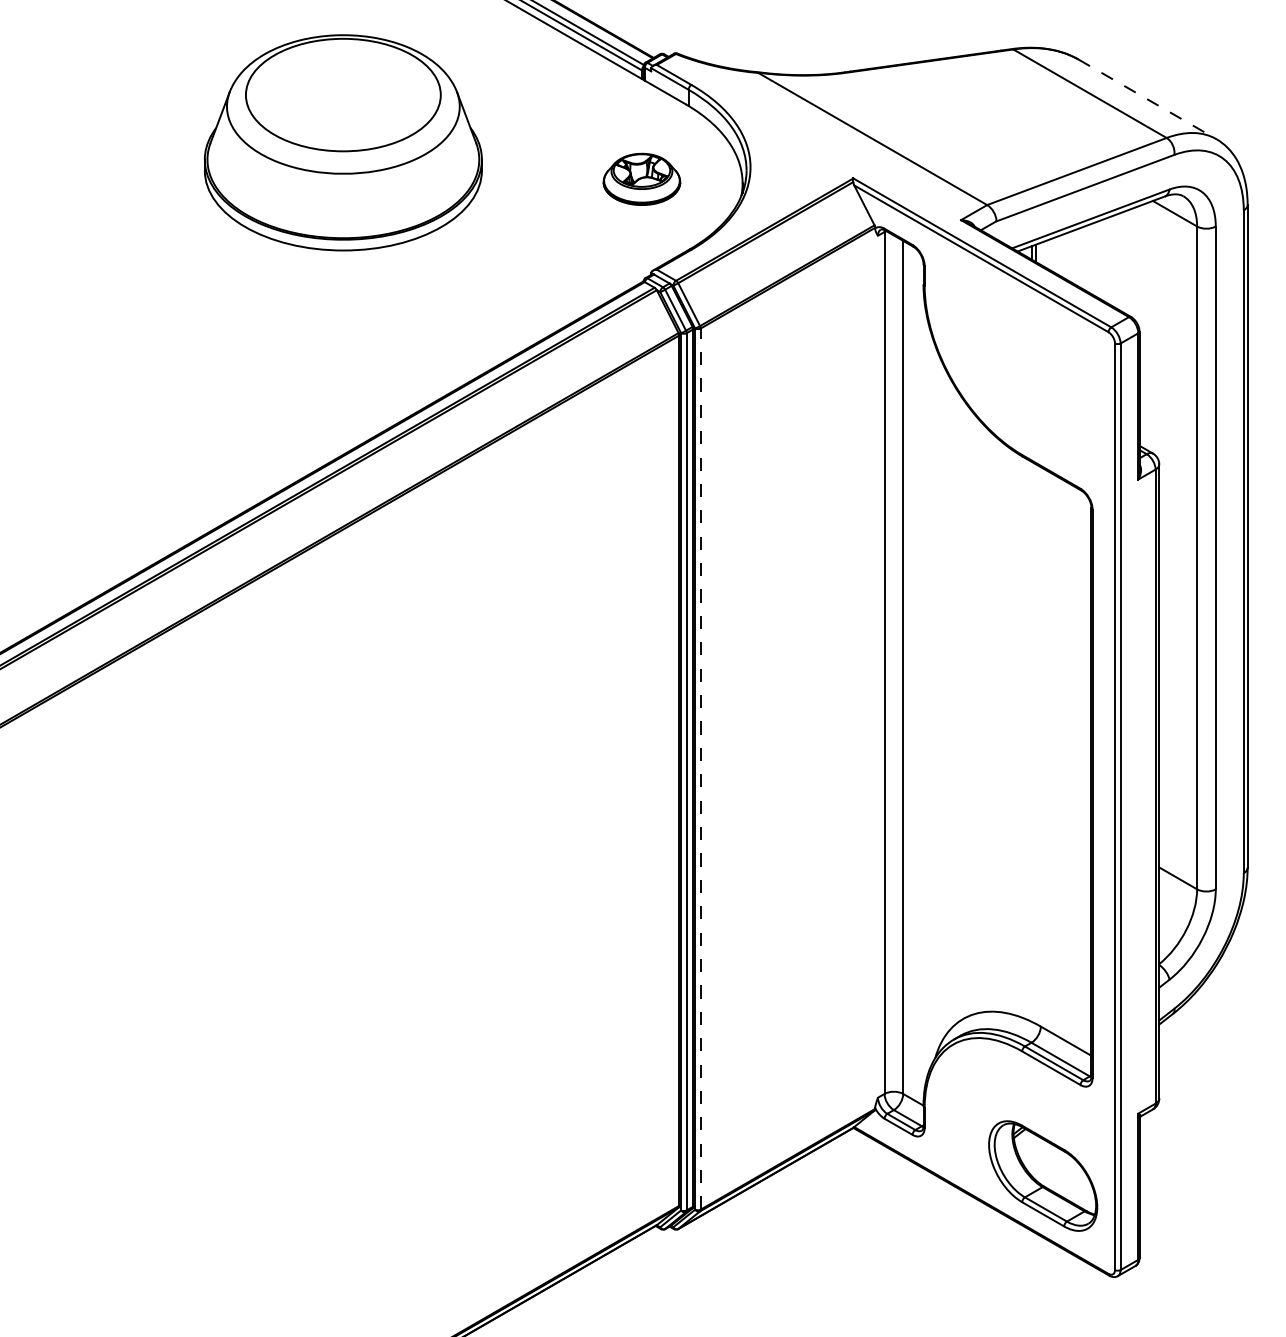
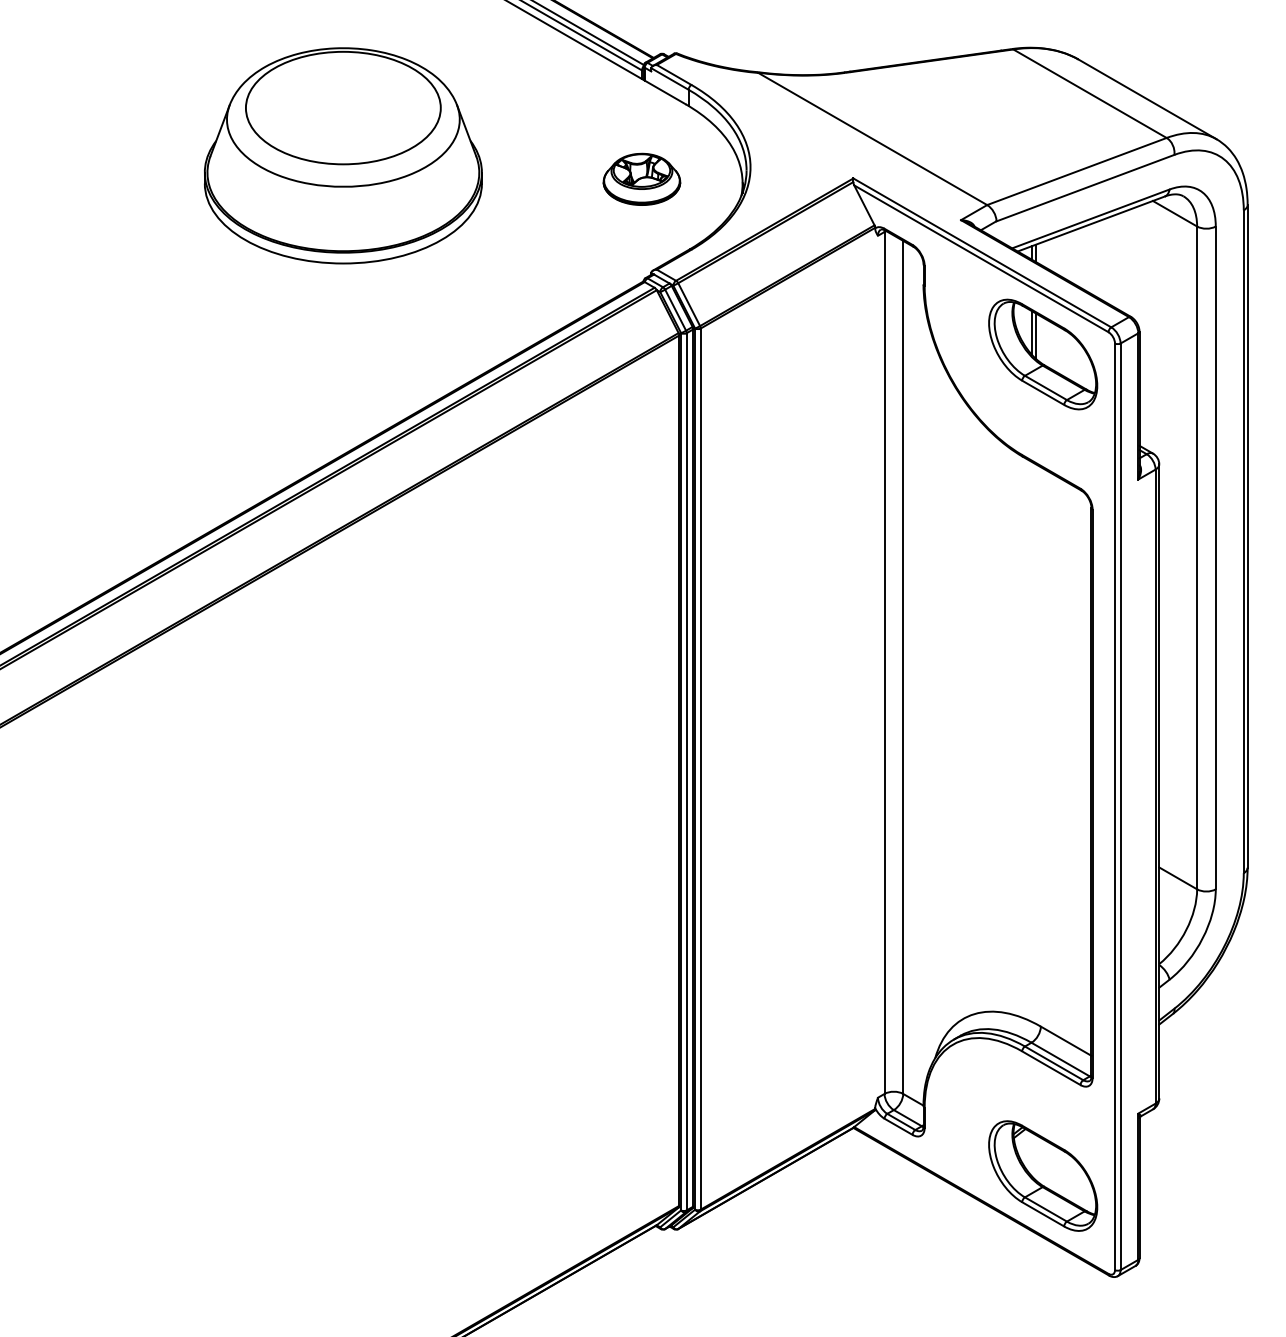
line: dashed -> solid (1147, 99)
part position: (343, 142) -> (343, 155) (343, 155)
part: none -> present (1043, 354)
line: dashed -> solid (700, 769)
